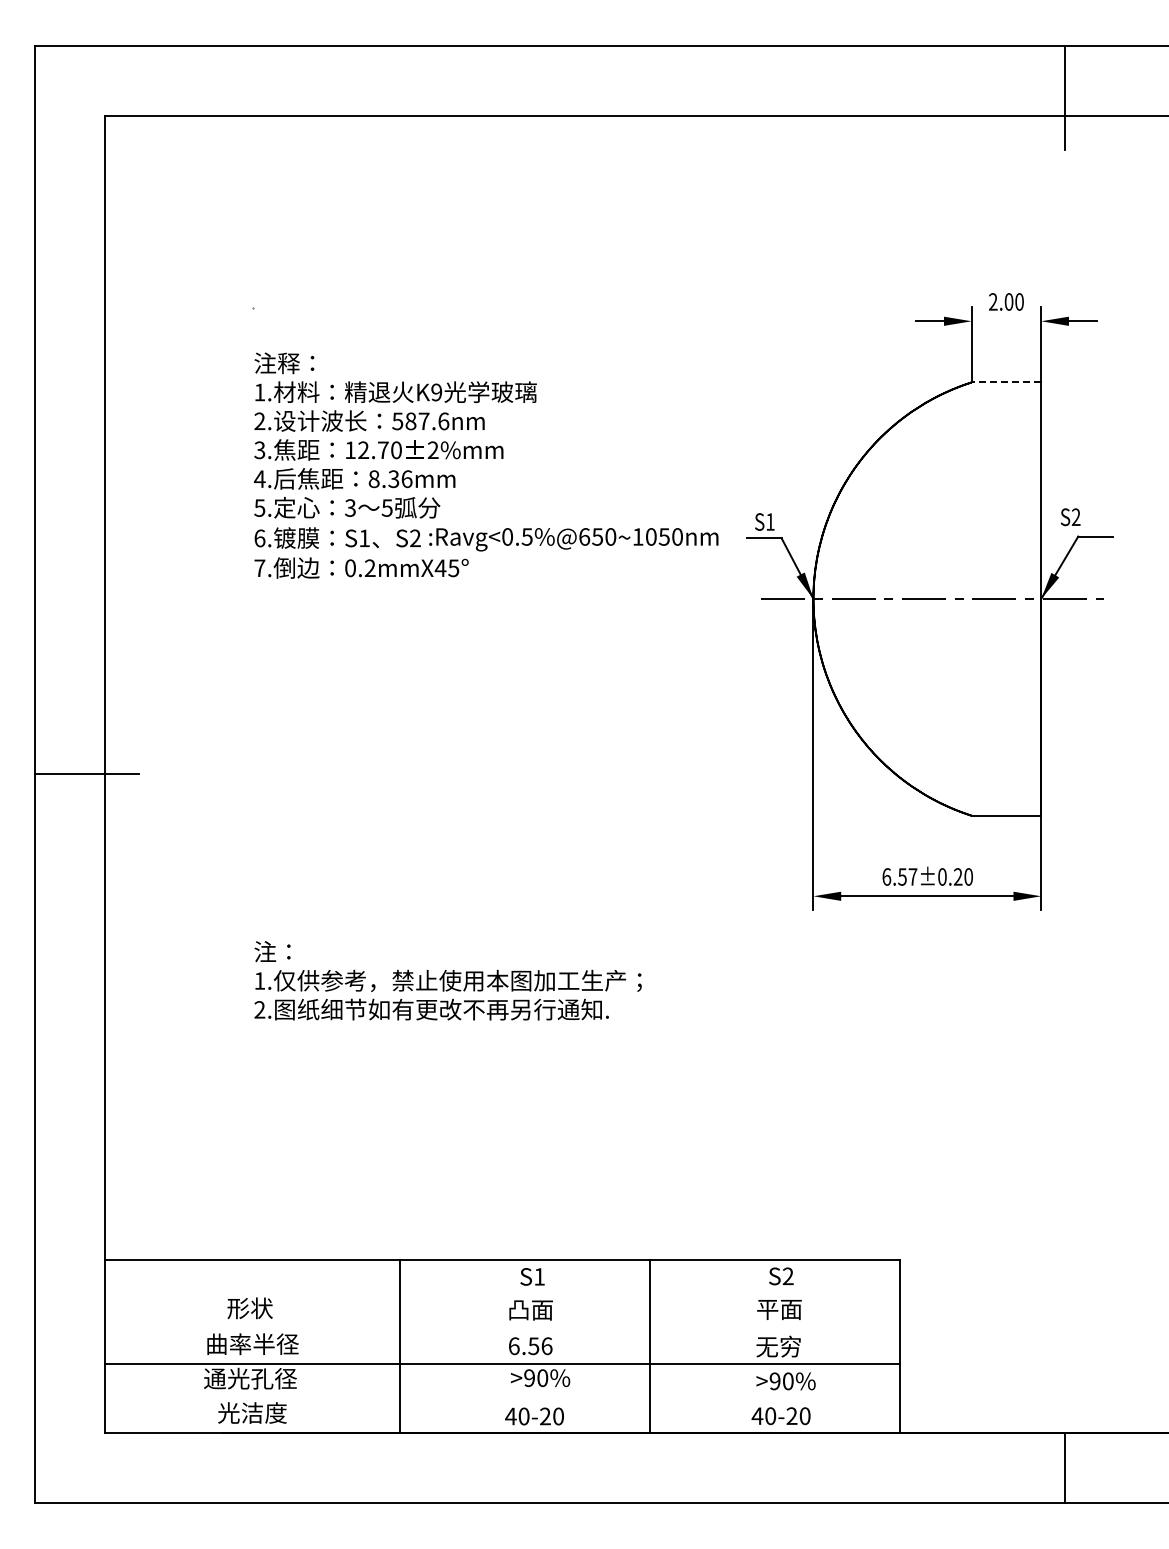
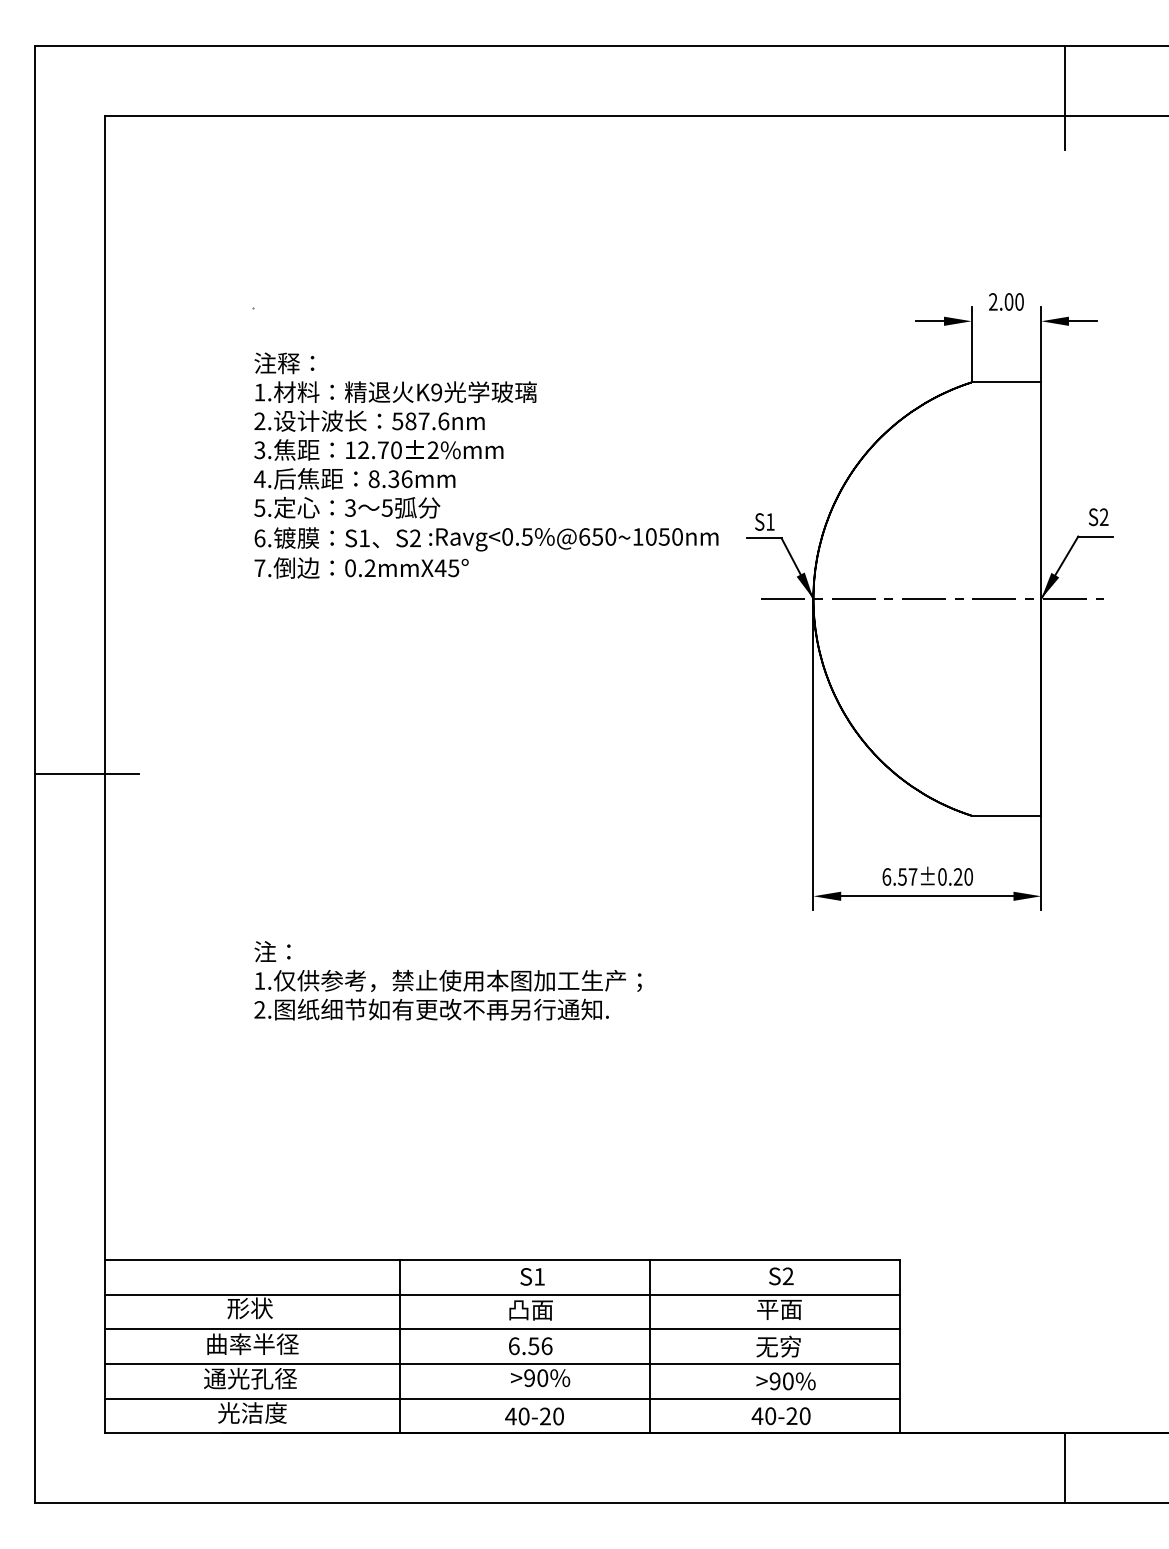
line: dashed -> solid (1006, 382)
text position: (1070, 517) -> (1098, 517) (1098, 517)
line: none -> present (501, 1294)
line: none -> present (501, 1329)
line: none -> present (501, 1398)
